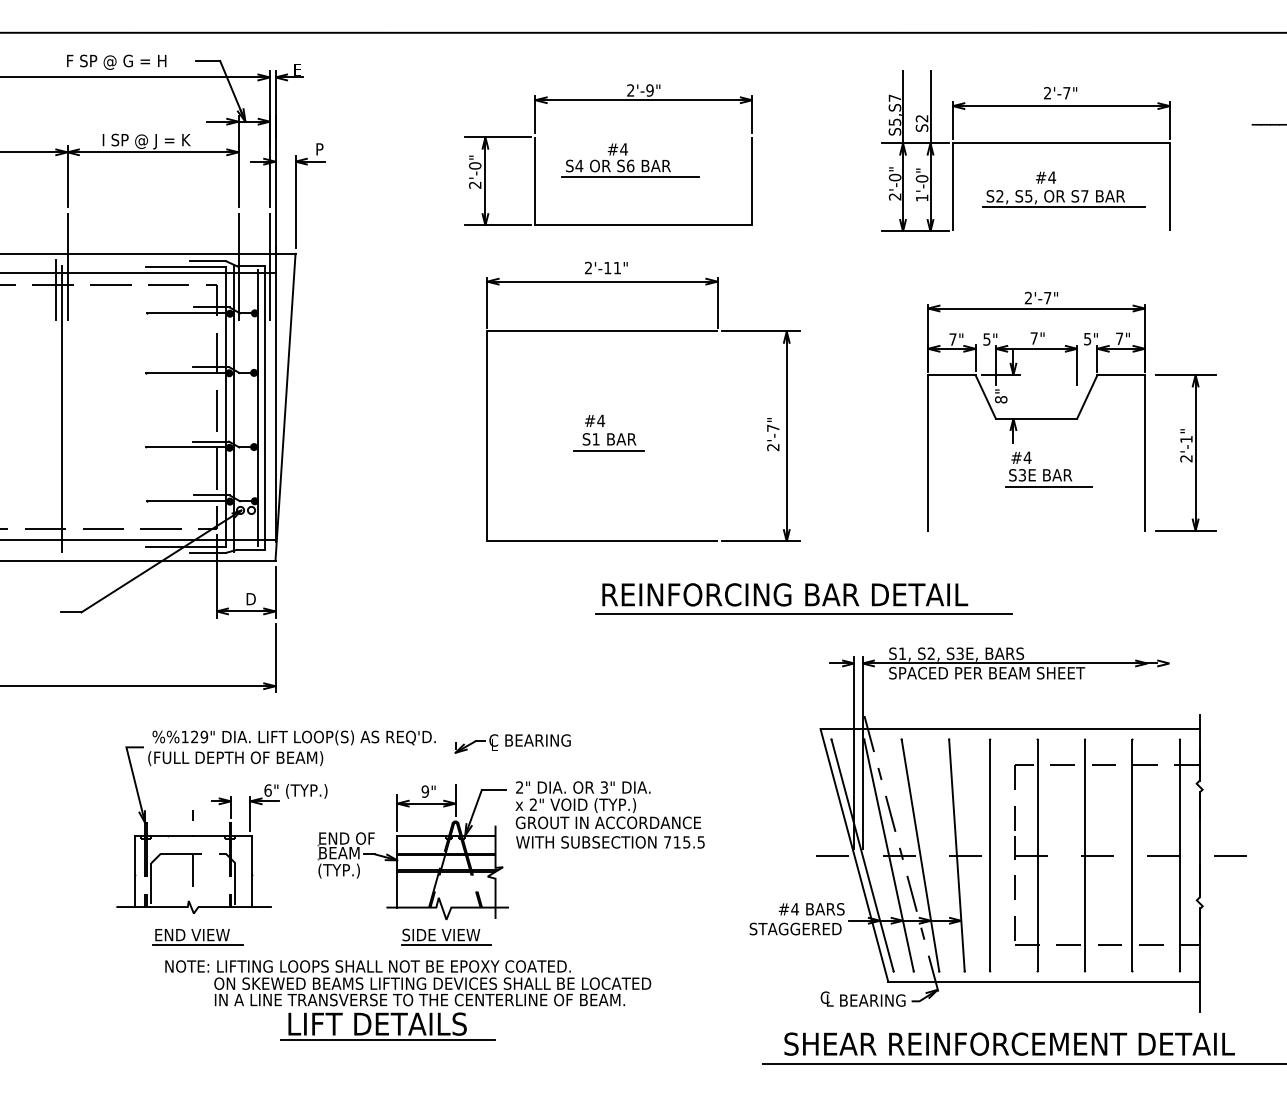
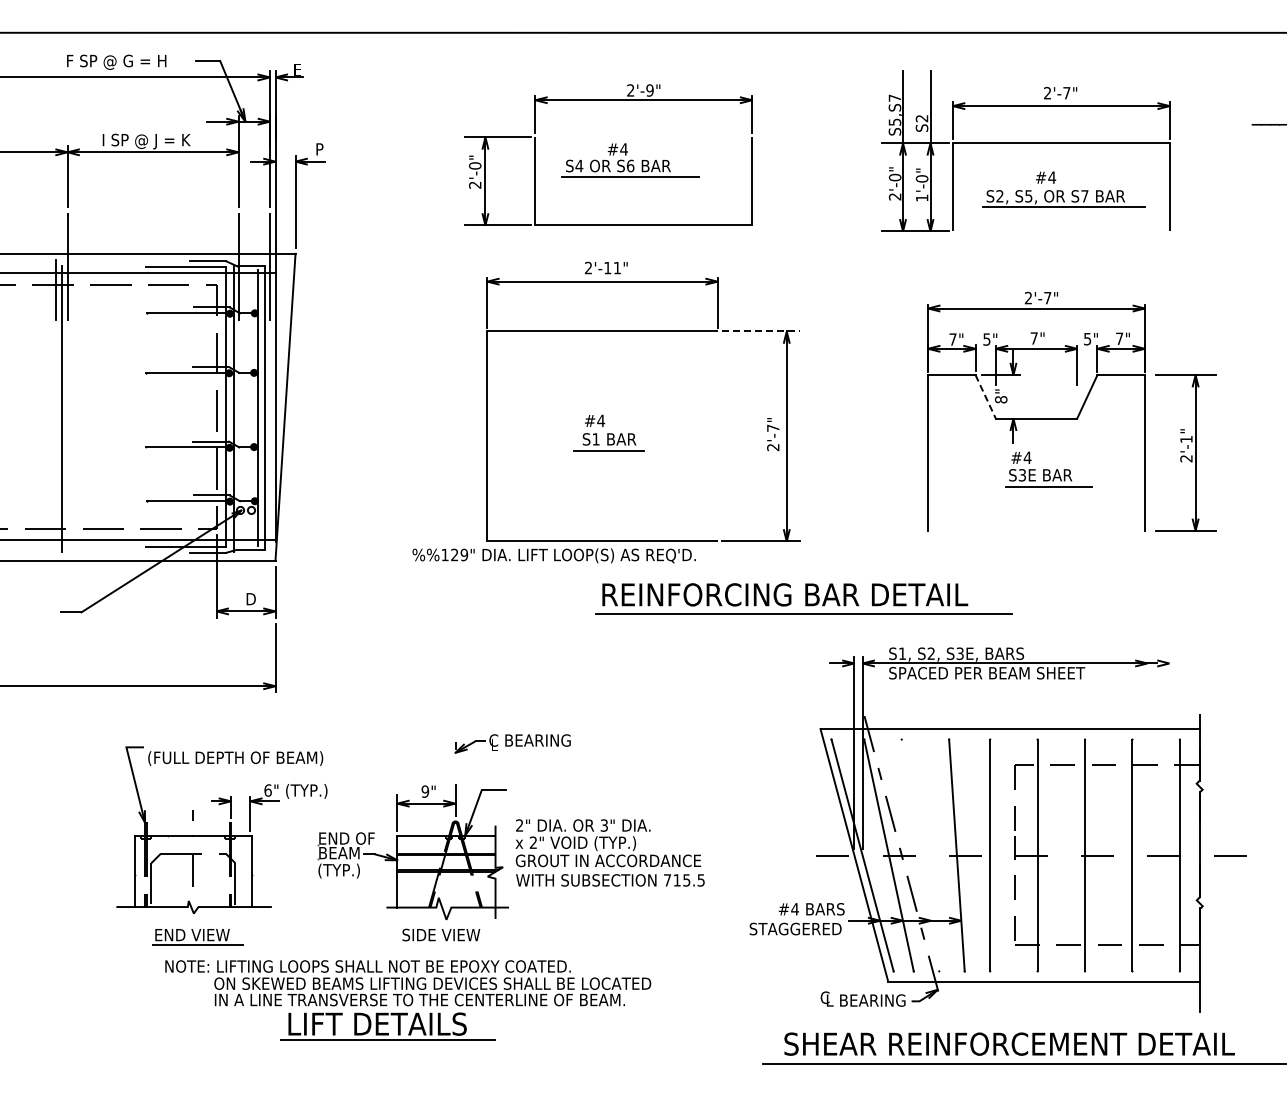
line: solid -> dashed (761, 331)
line: solid -> dashed (985, 397)
text position: (293, 737) -> (553, 555) (553, 555)
text position: (609, 814) -> (609, 852) (609, 852)
line: present -> none (920, 855)
line: present -> none (446, 944)
